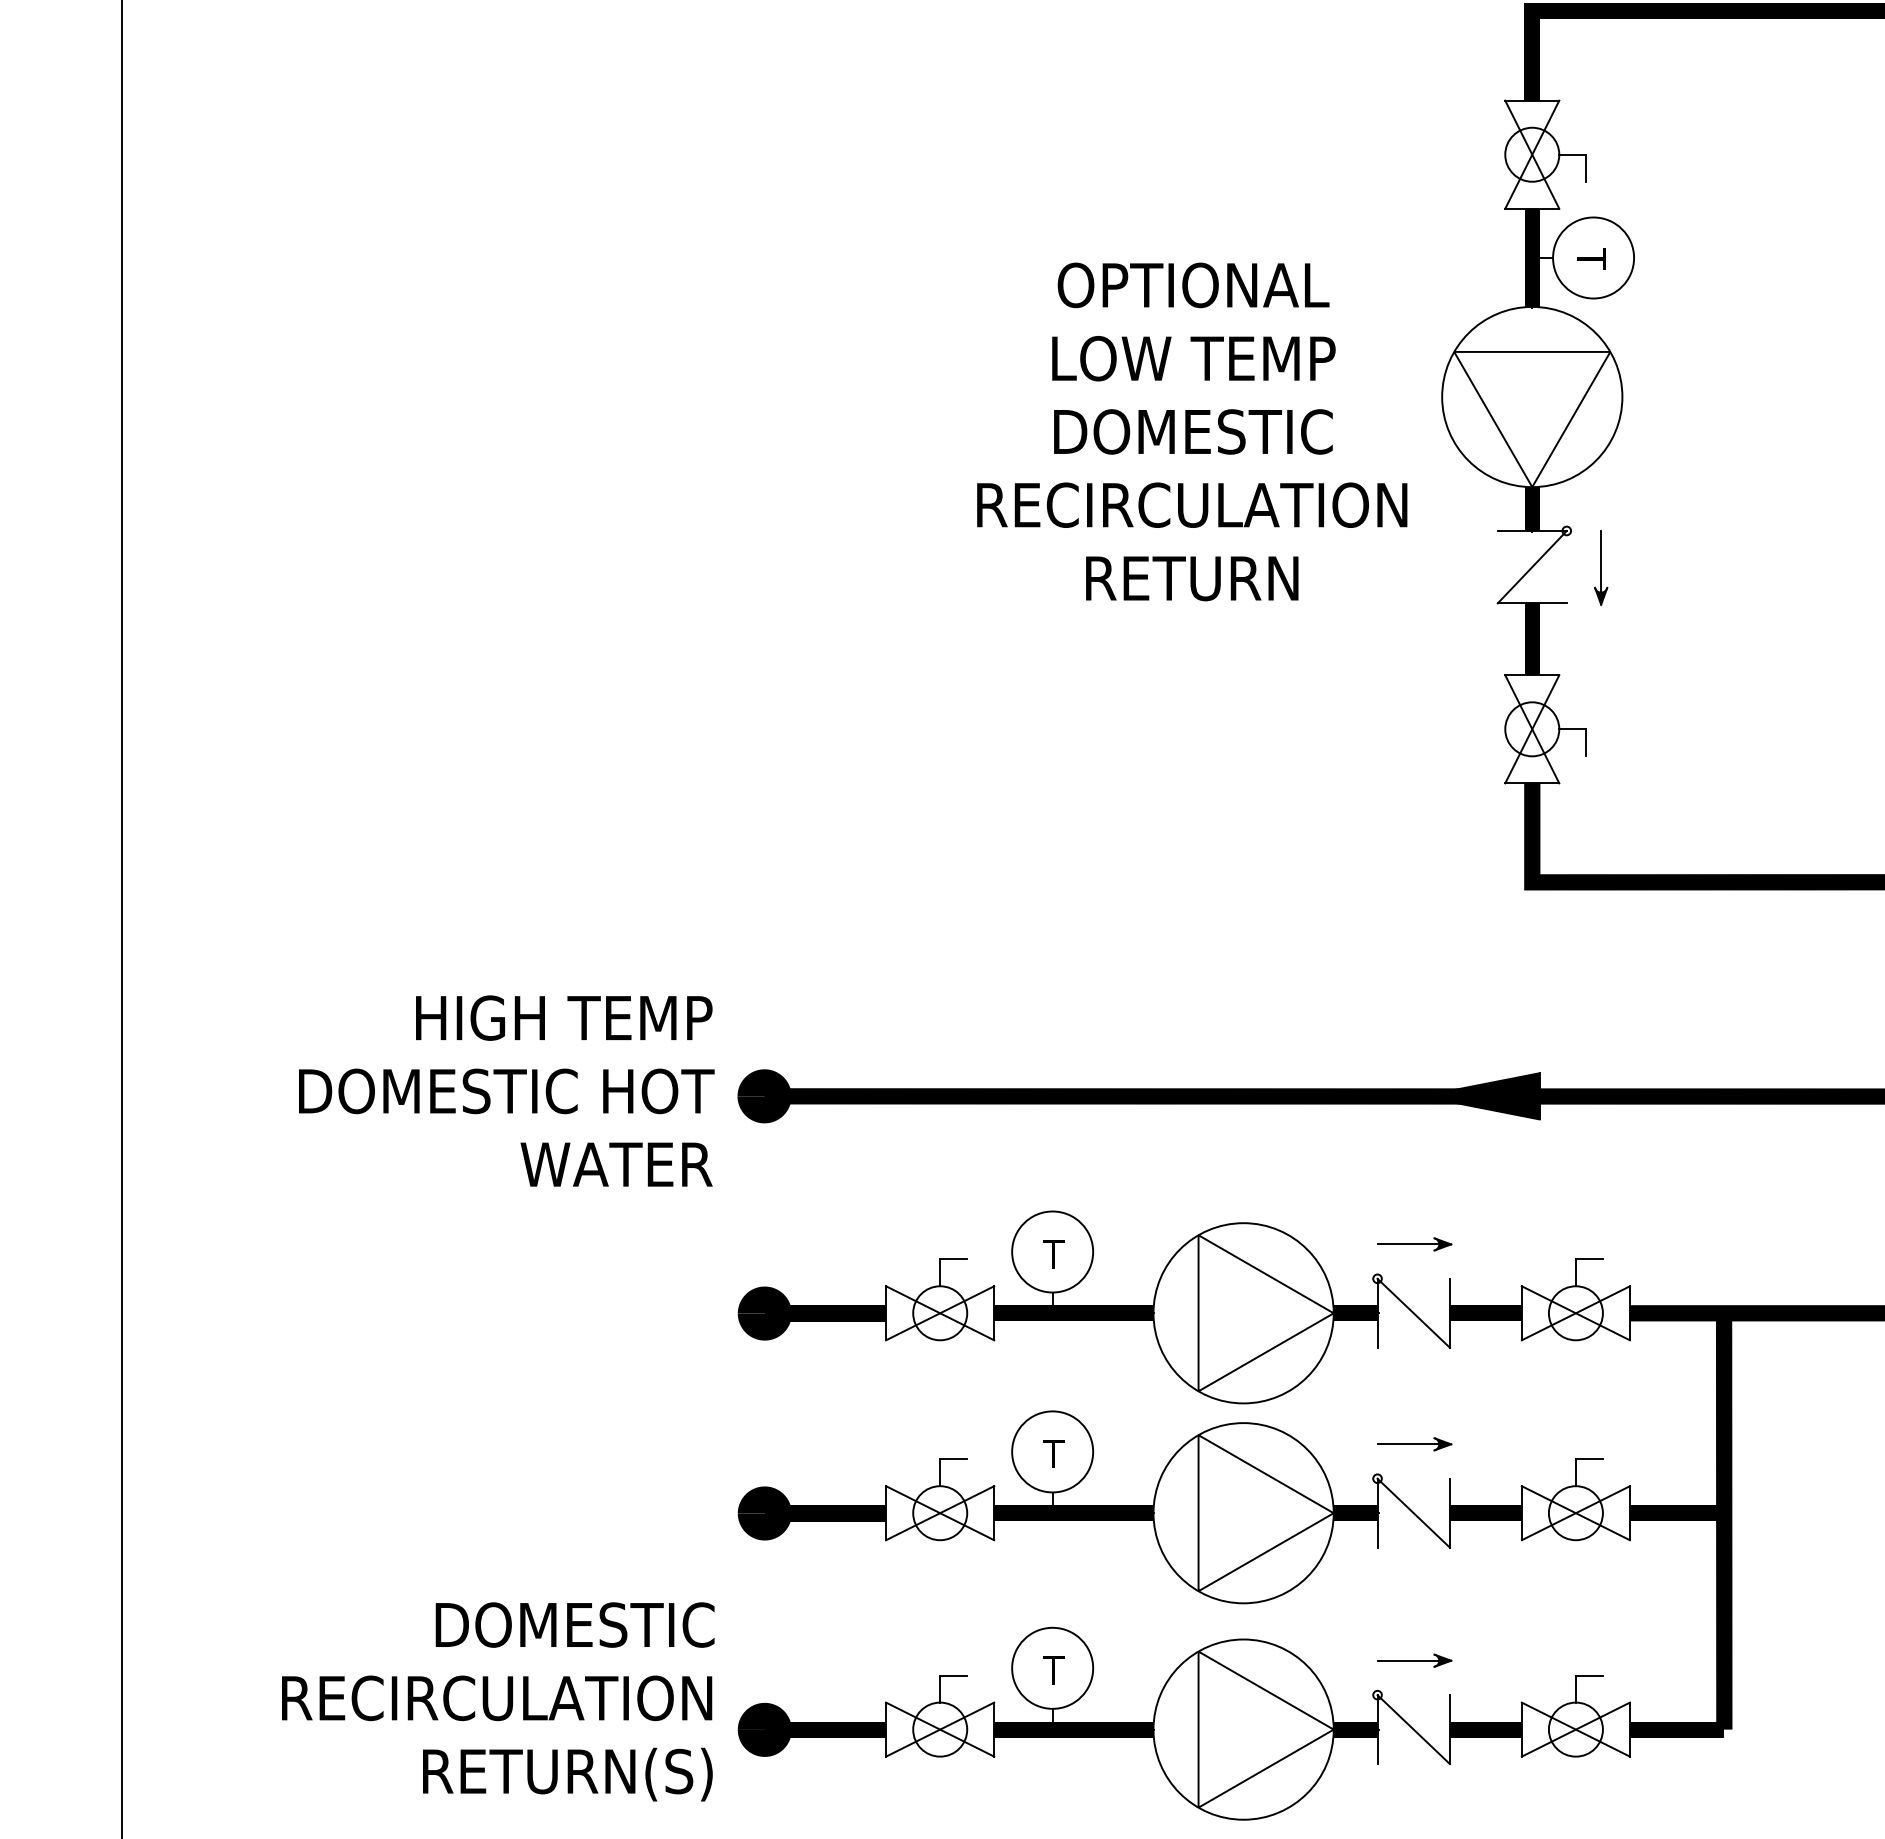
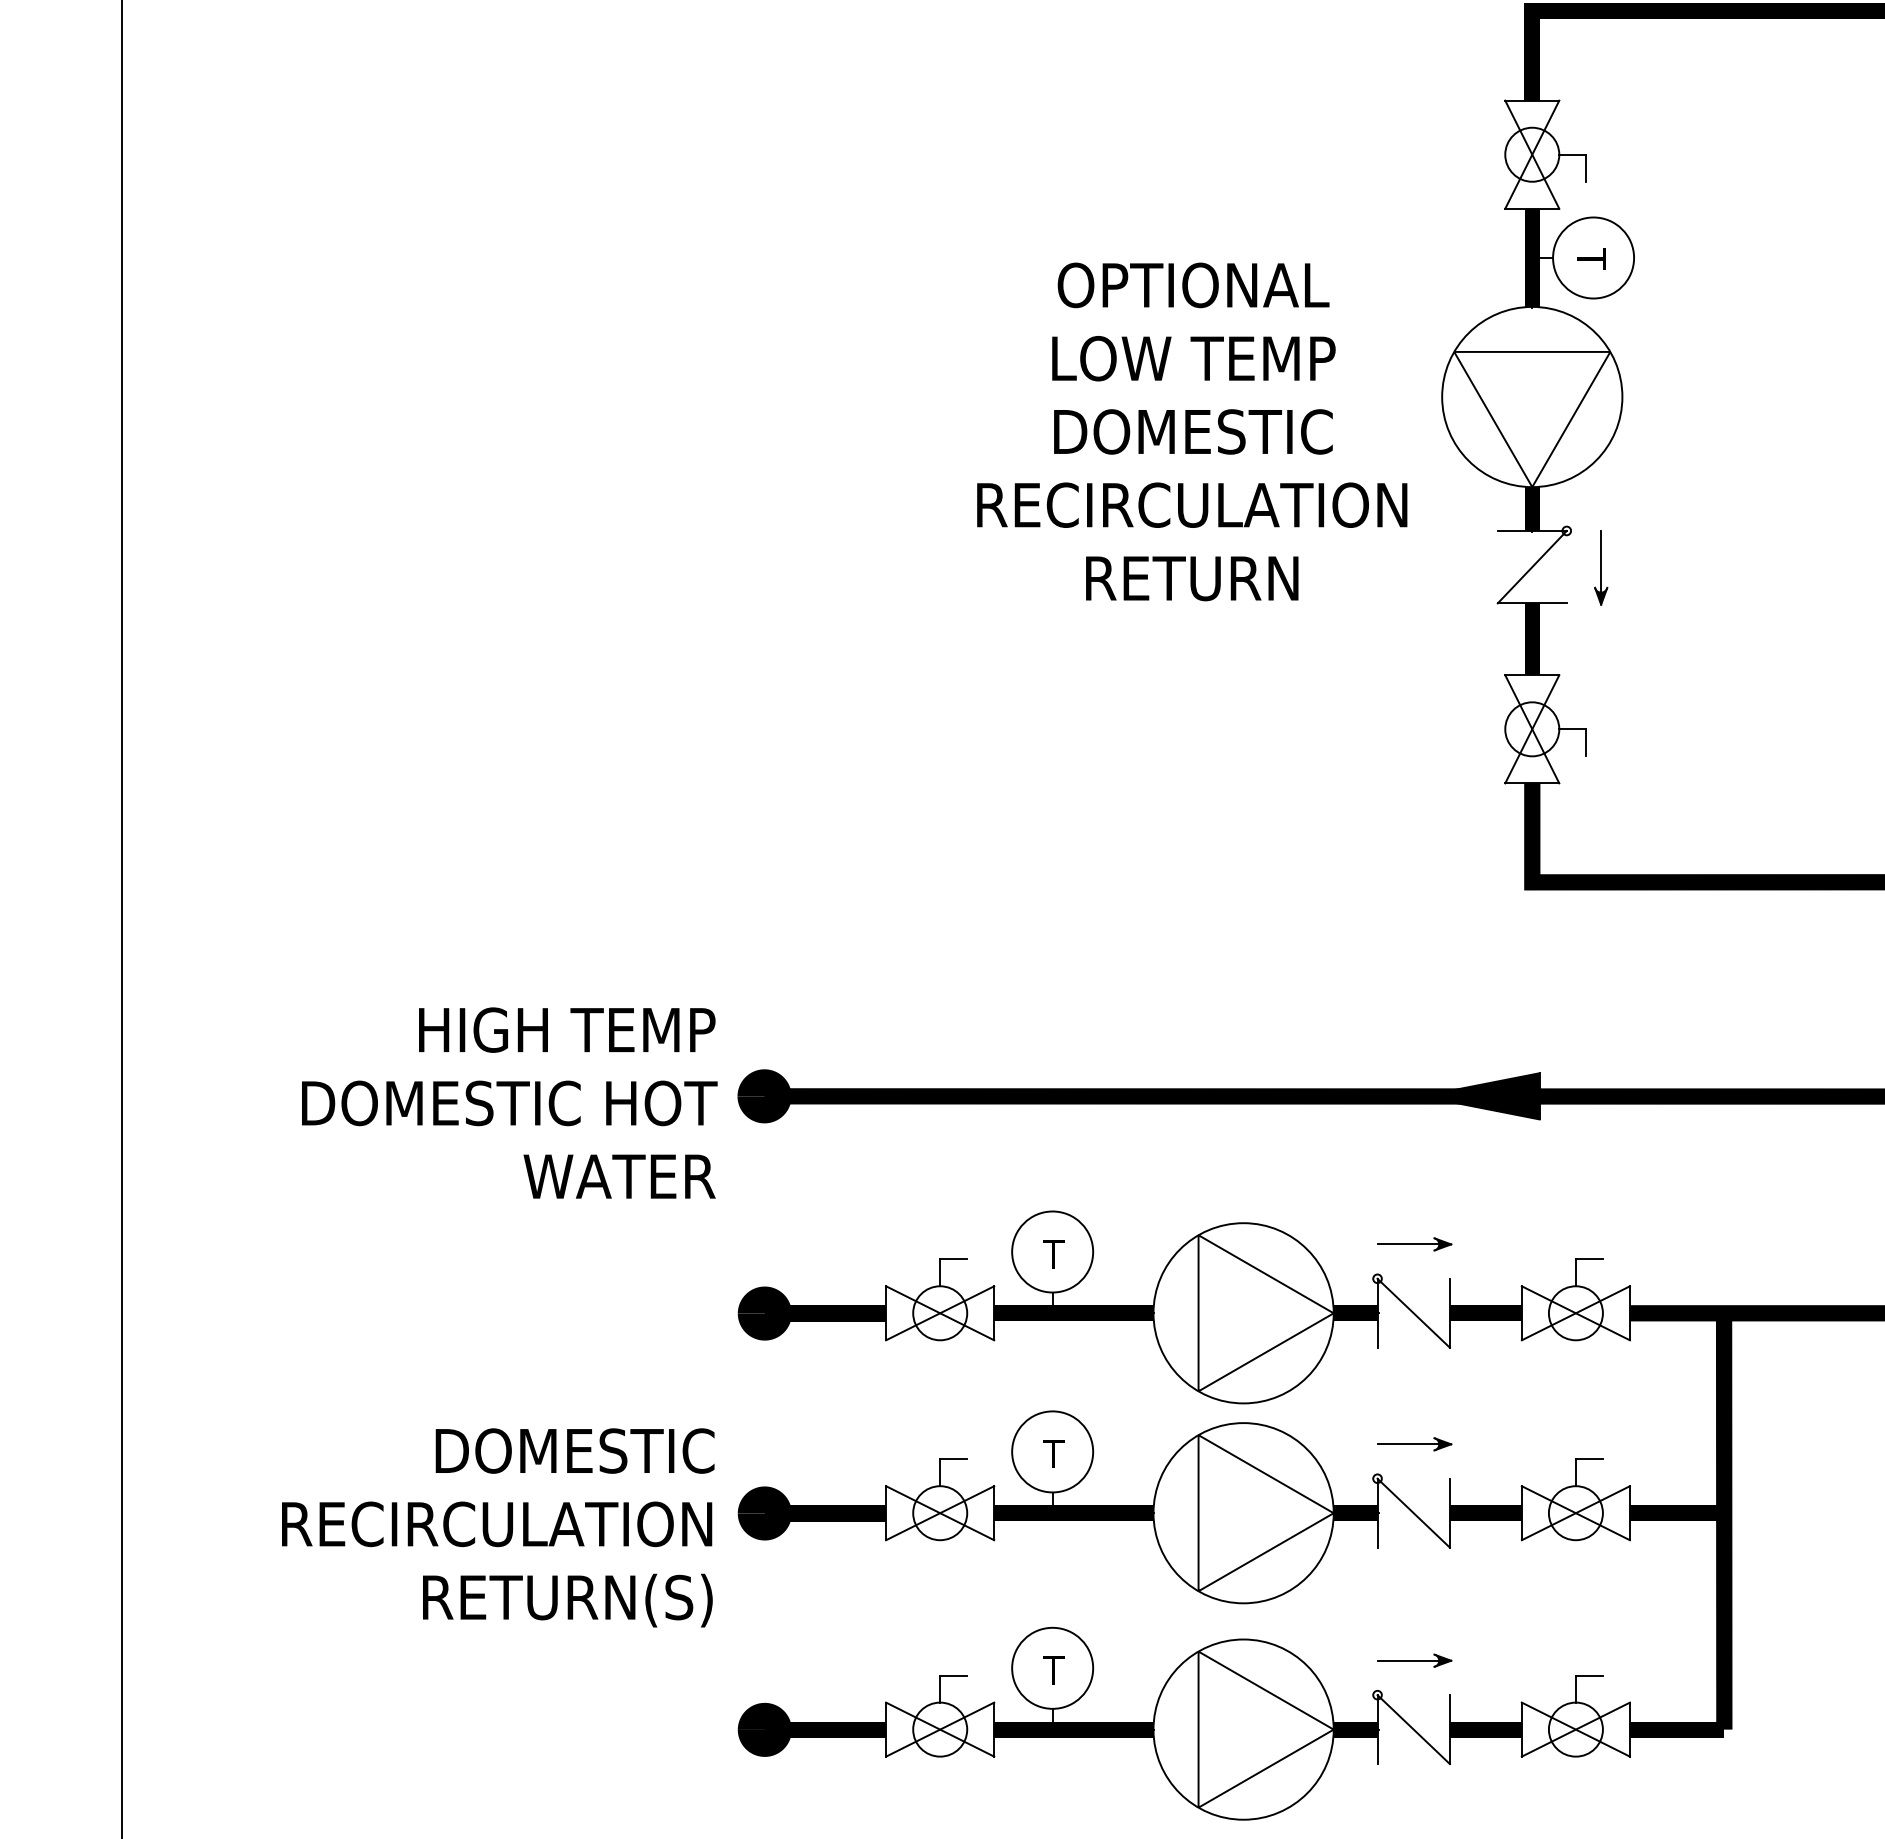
text position: (506, 1090) -> (509, 1102) (509, 1102)
text position: (498, 1701) -> (498, 1527) (498, 1527)
